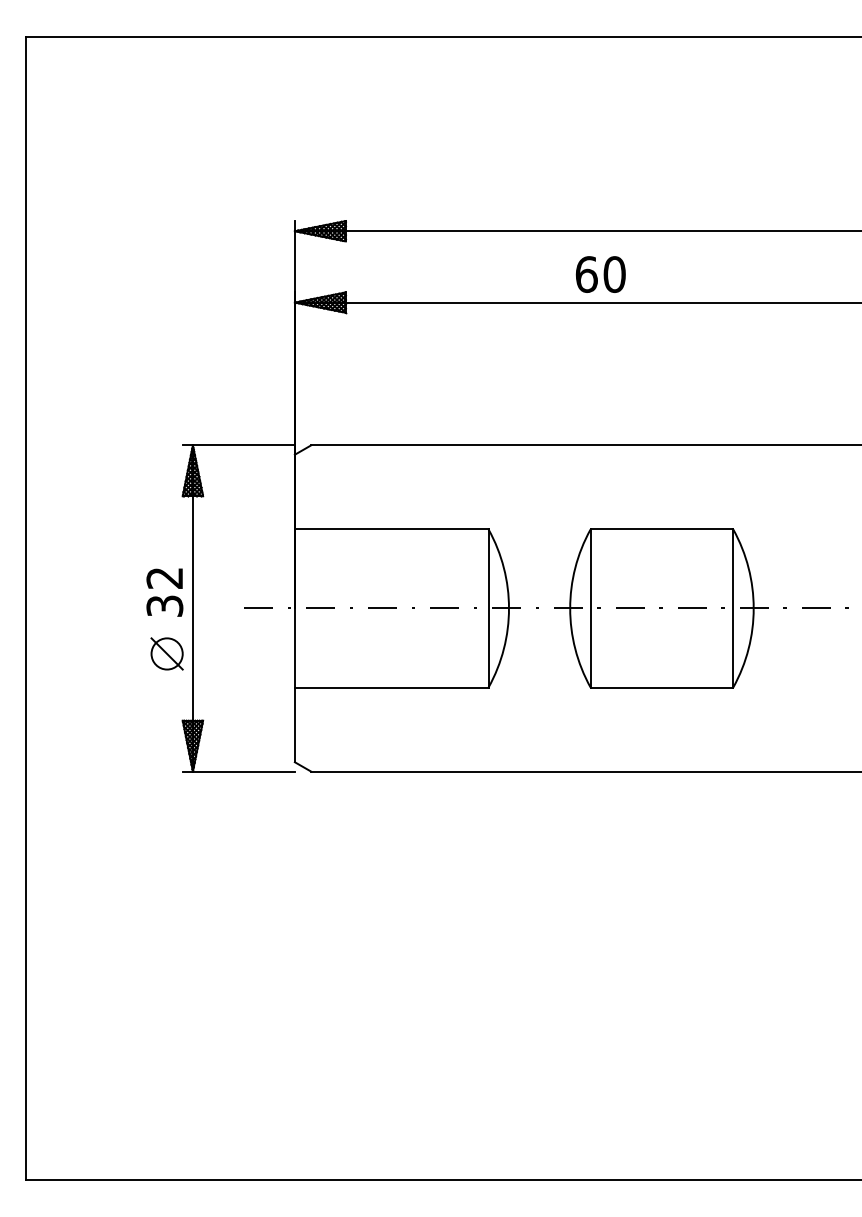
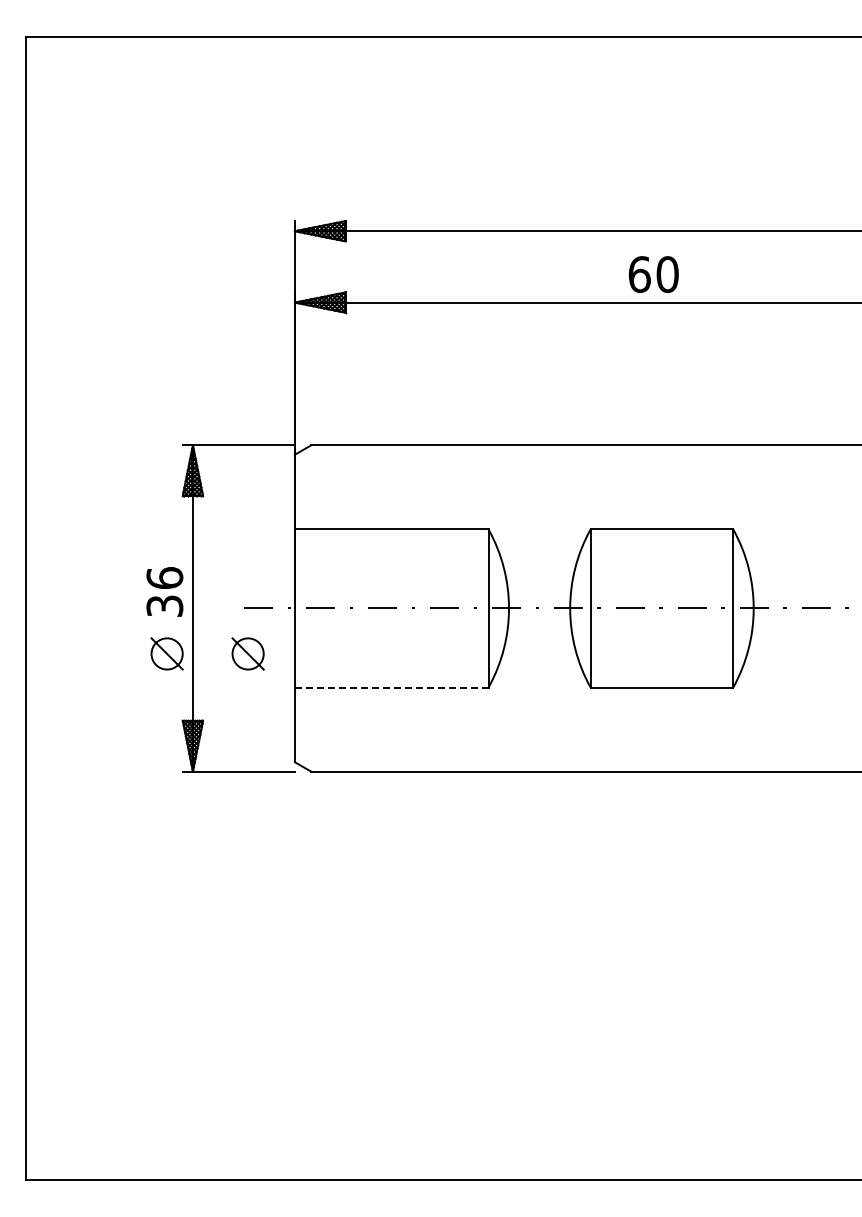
text position: (600, 274) -> (653, 274) (653, 274)
text: 32 -> 36 (164, 577)
part: none -> present (247, 653)
line: solid -> dashed (391, 687)
